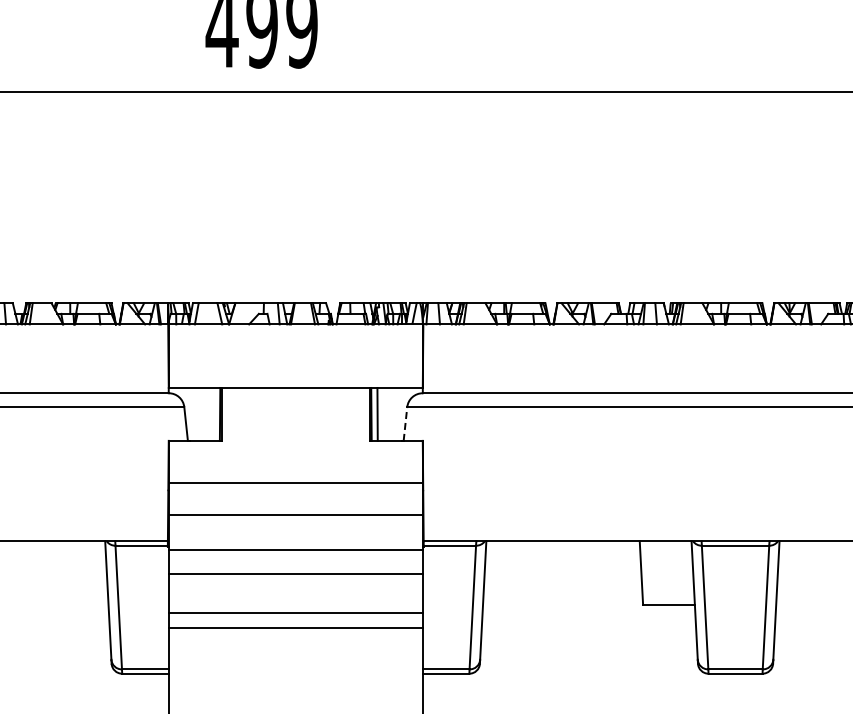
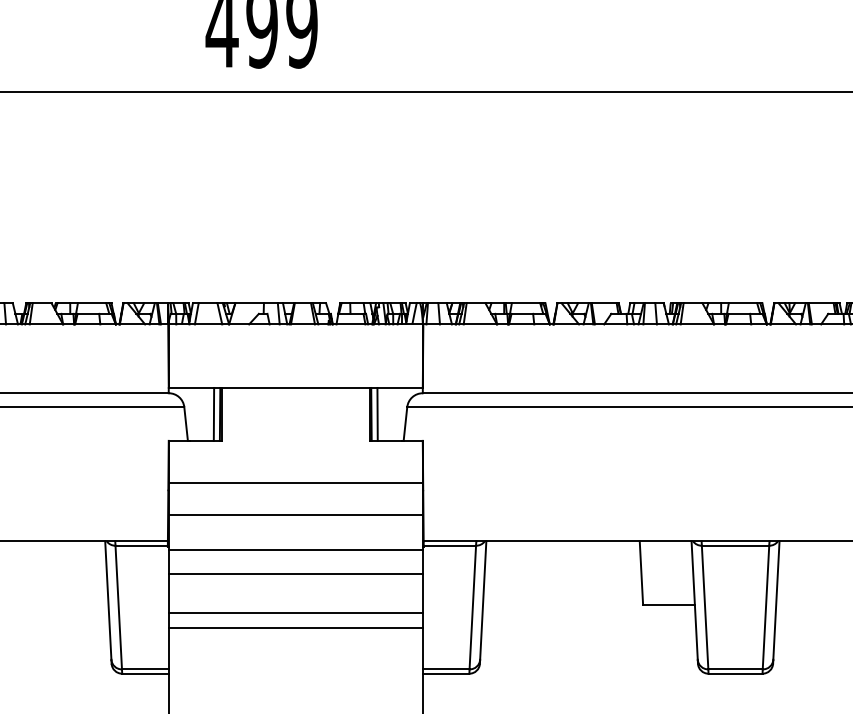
line: none -> present (213, 413)
line: dashed -> solid (405, 424)
